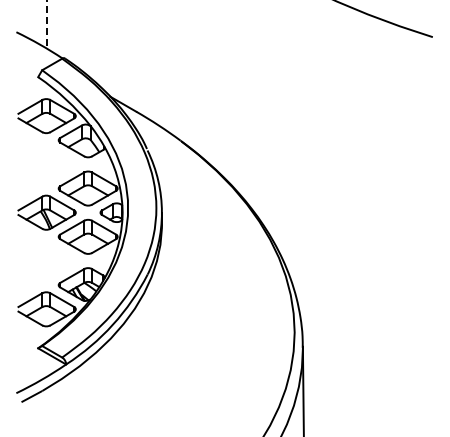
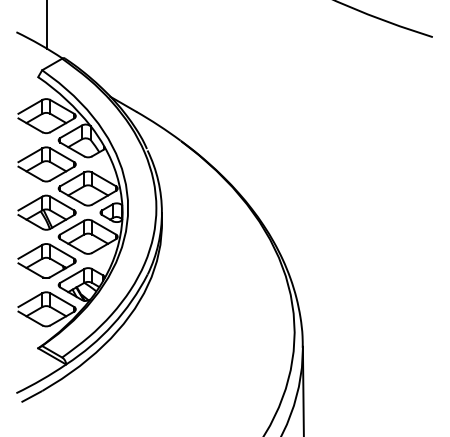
line: dashed -> solid (47, 24)
part: none -> present (46, 164)
part: none -> present (46, 260)
